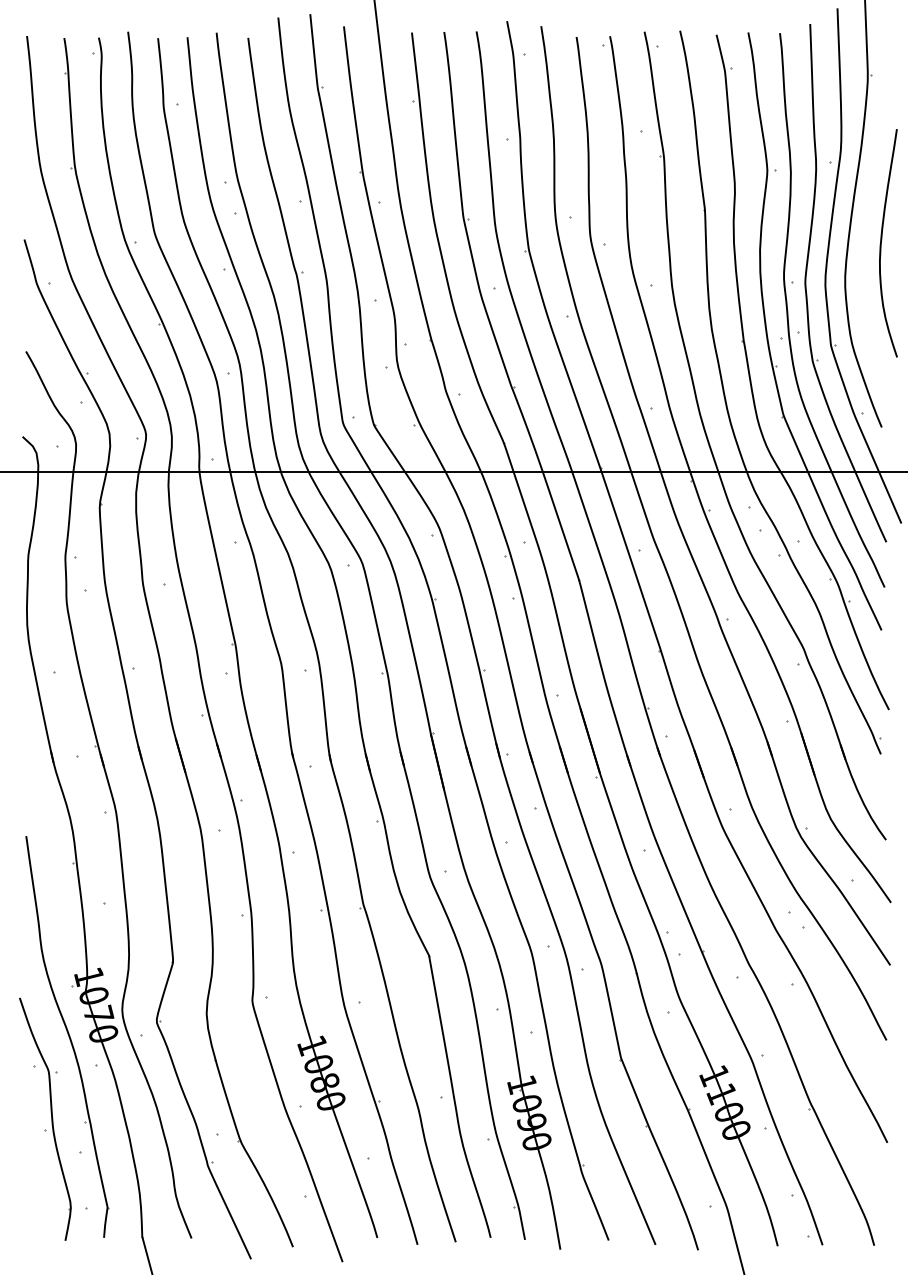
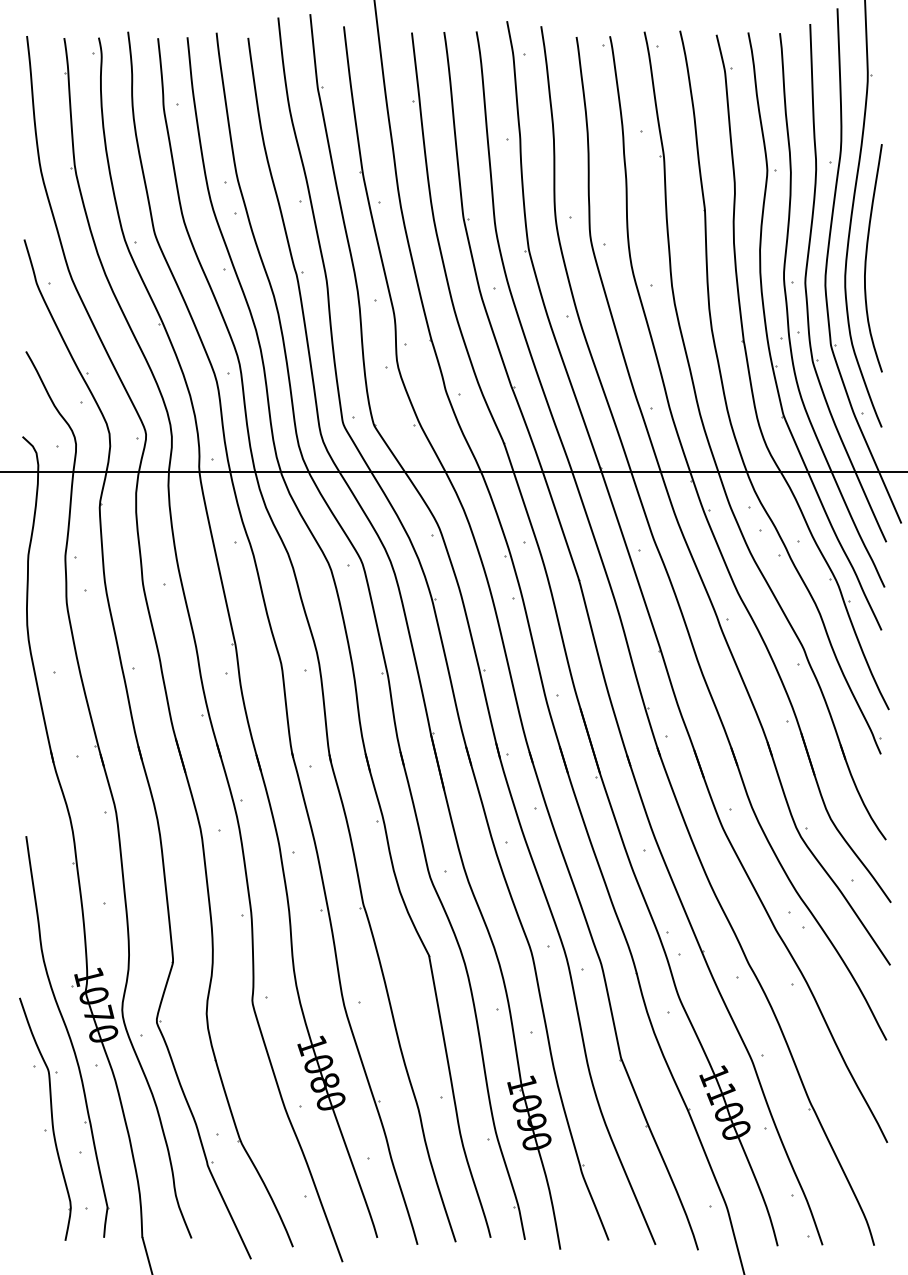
curve position: (882, 240) -> (867, 255) (867, 255)
